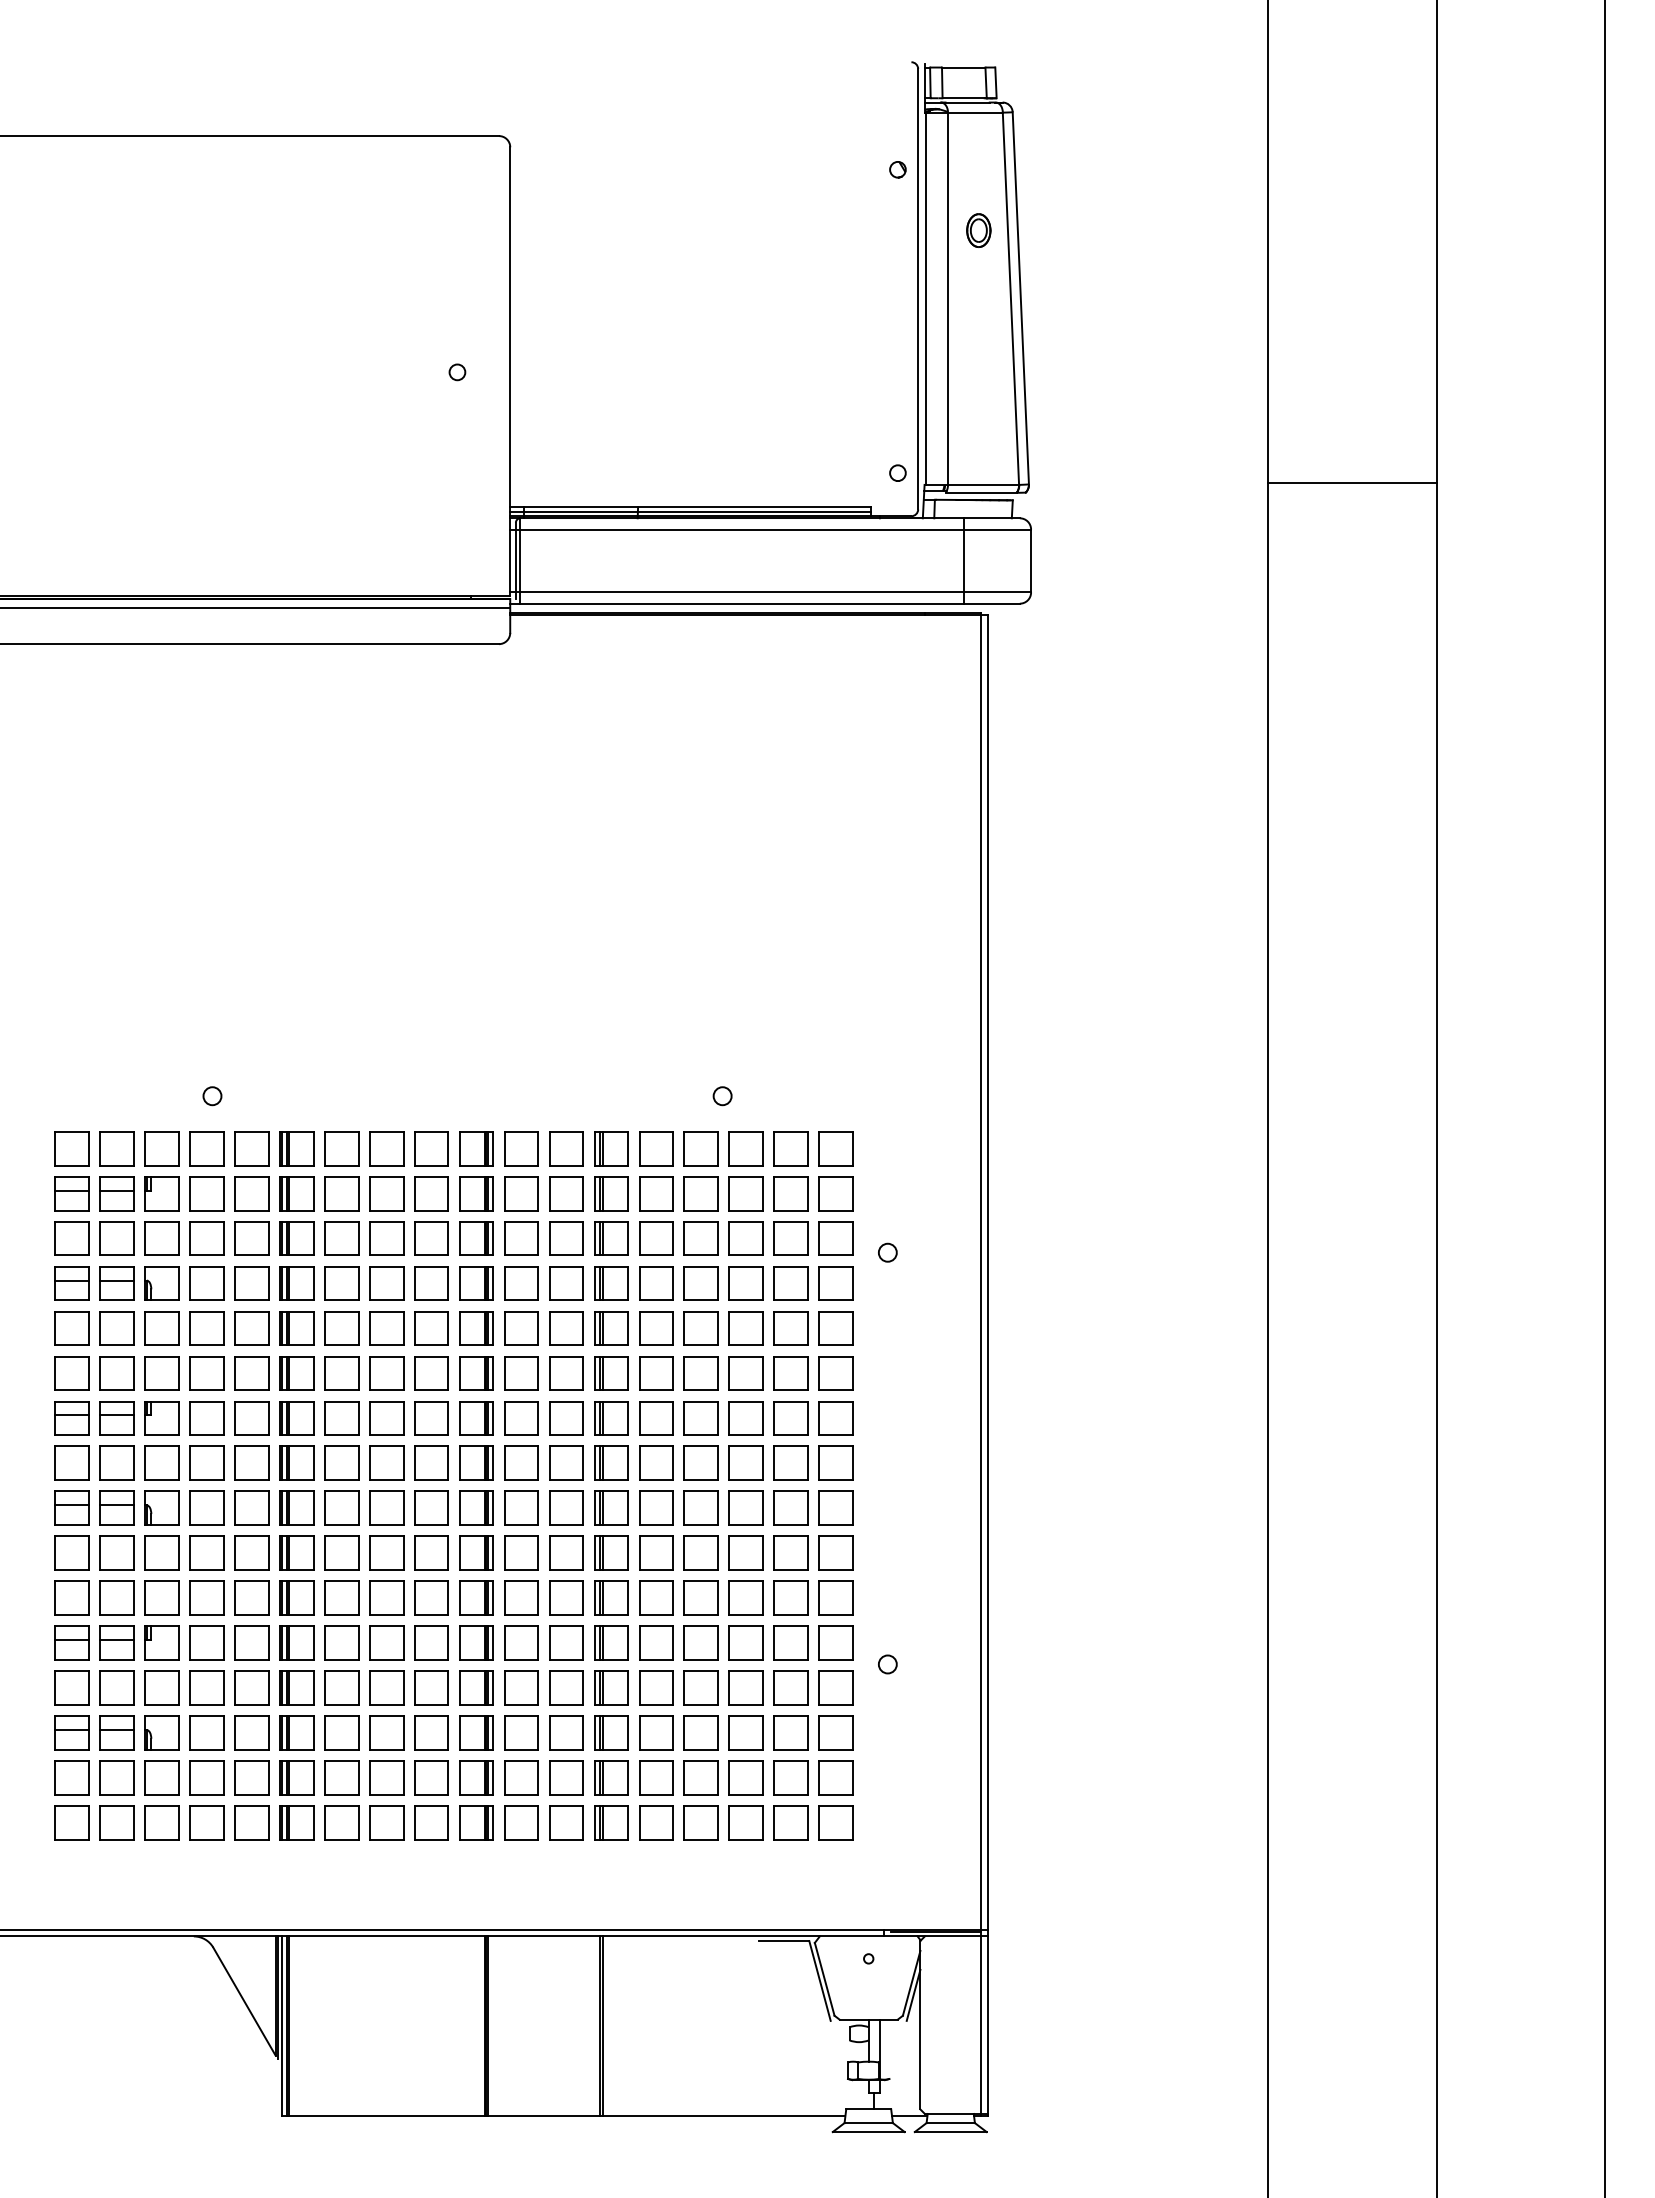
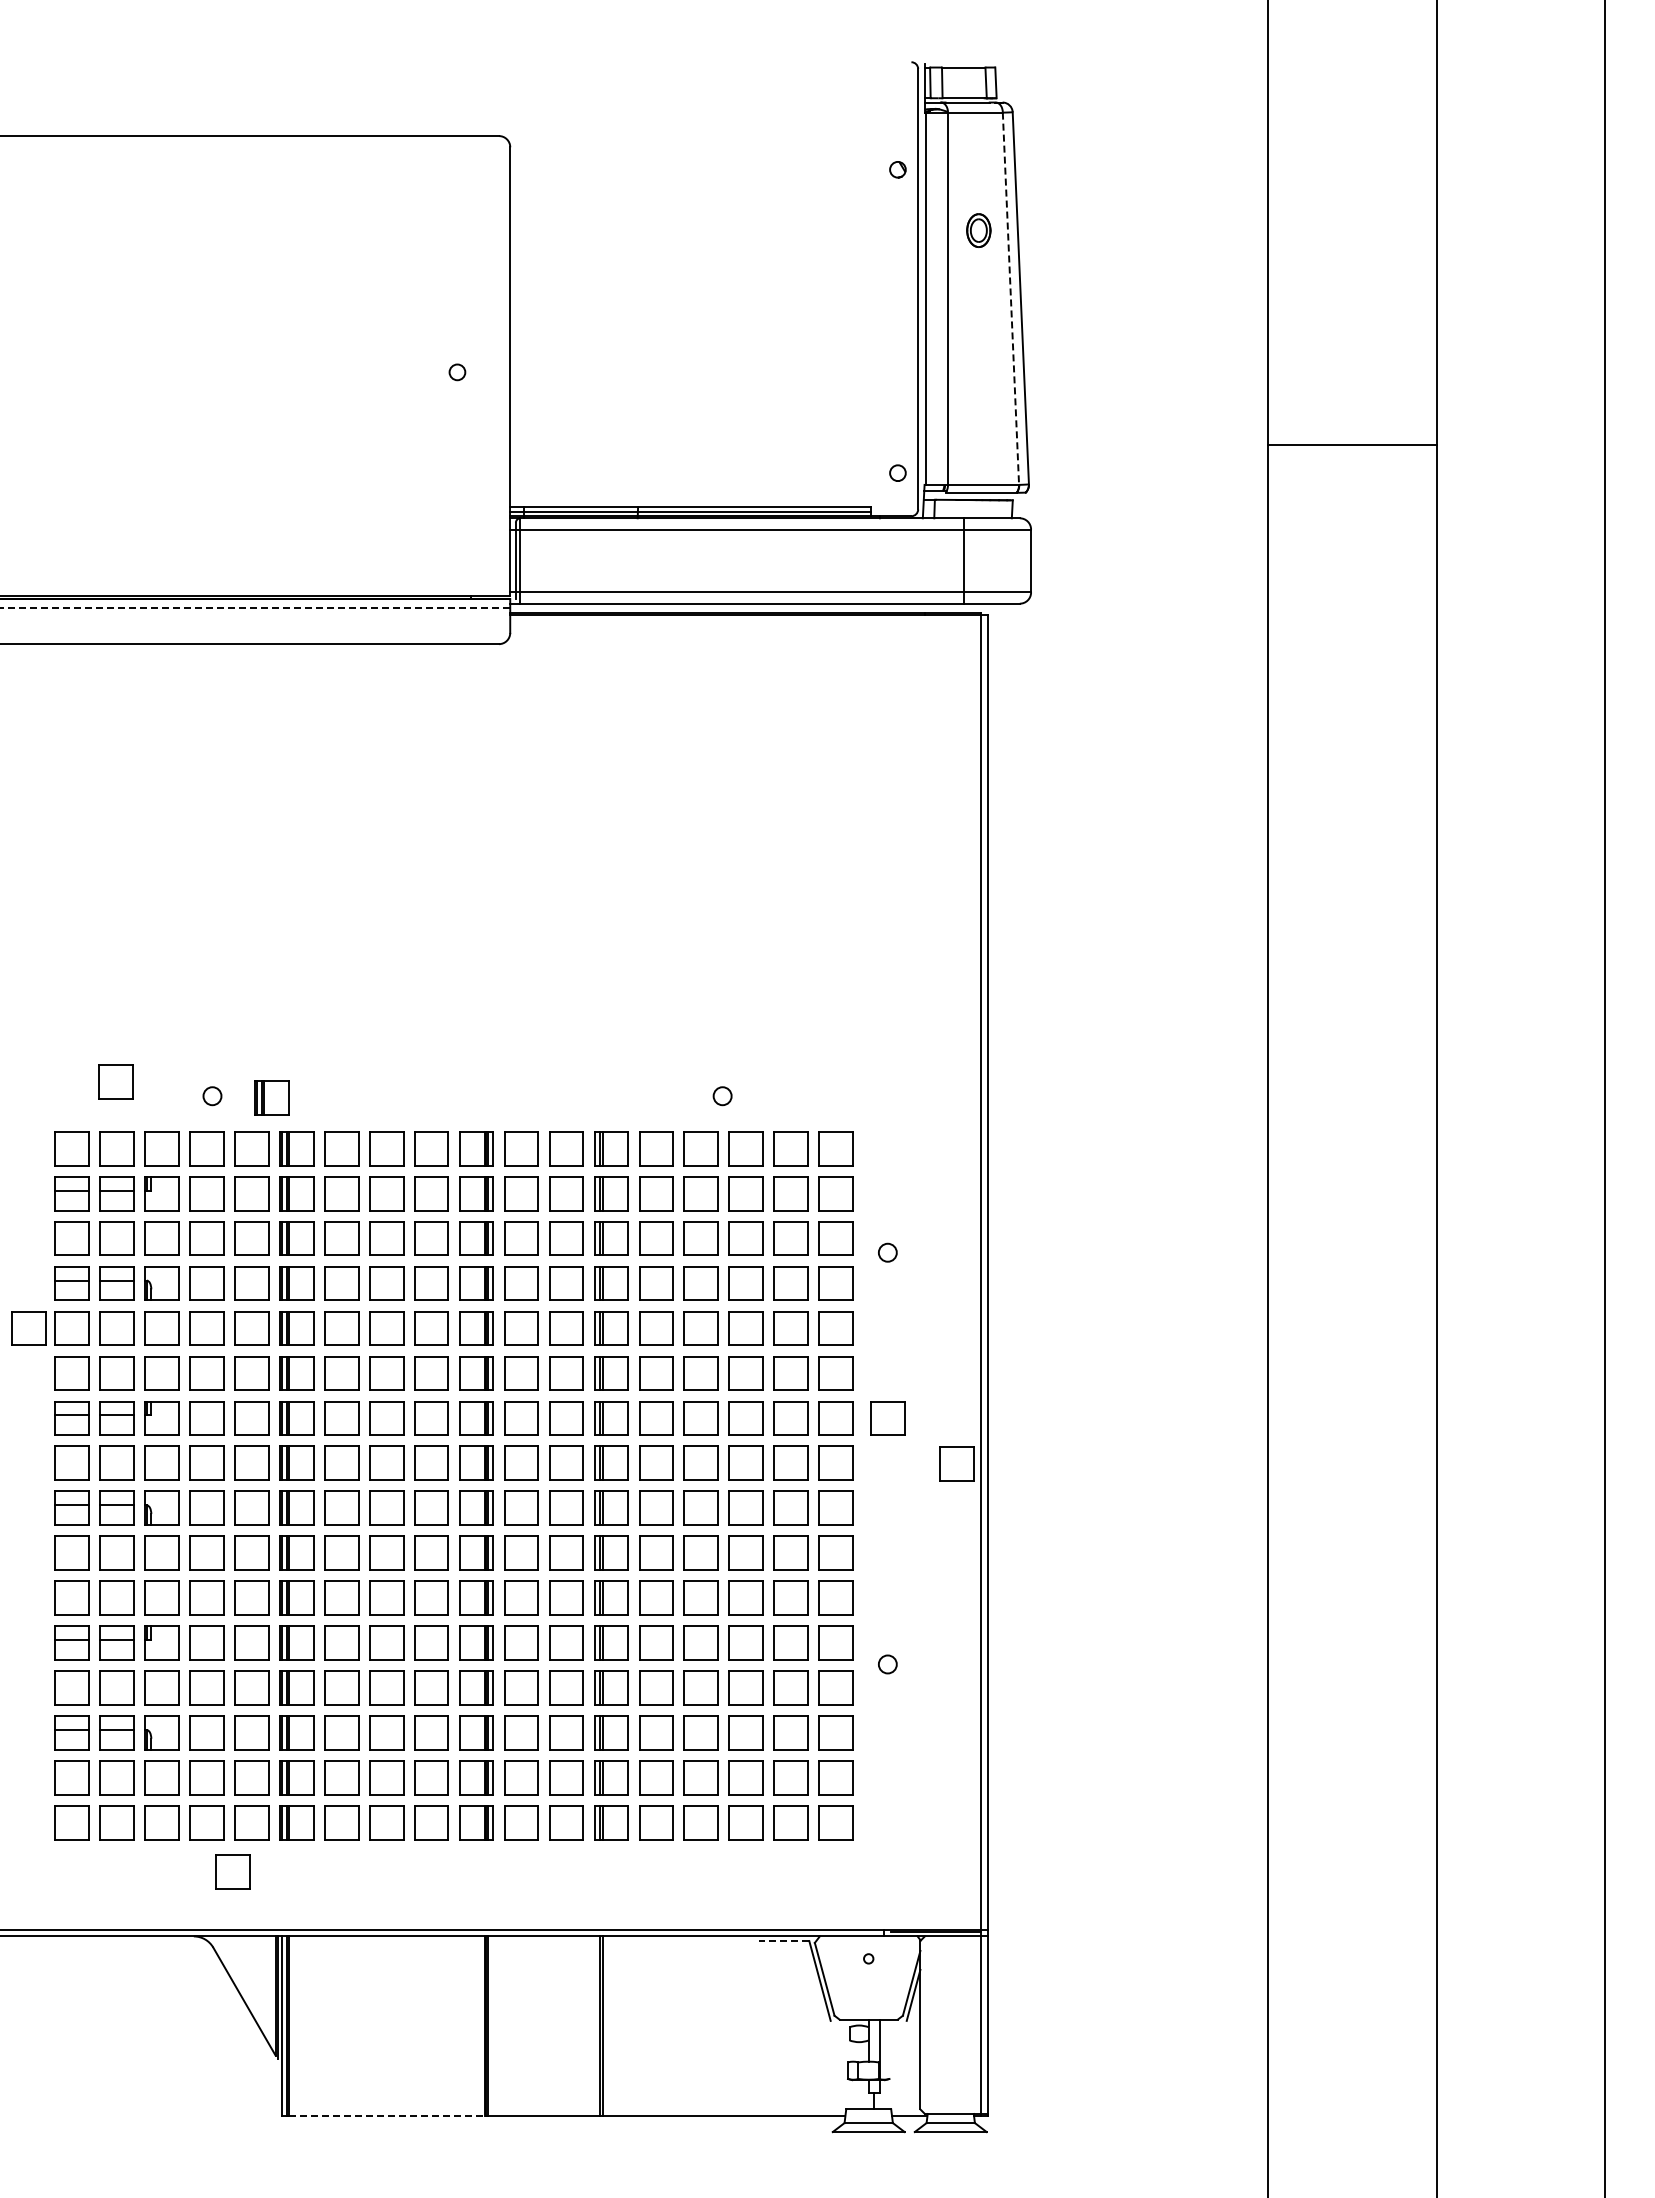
line: solid -> dashed (1010, 299)
line position: (1352, 482) -> (1352, 444) (1352, 444)
line: solid -> dashed (255, 608)
part: none -> present (115, 1081)
part: none -> present (271, 1097)
part: none -> present (28, 1328)
part: none -> present (887, 1418)
part: none -> present (956, 1463)
part: none -> present (232, 1871)
line: solid -> dashed (783, 1940)
line: solid -> dashed (386, 2116)
